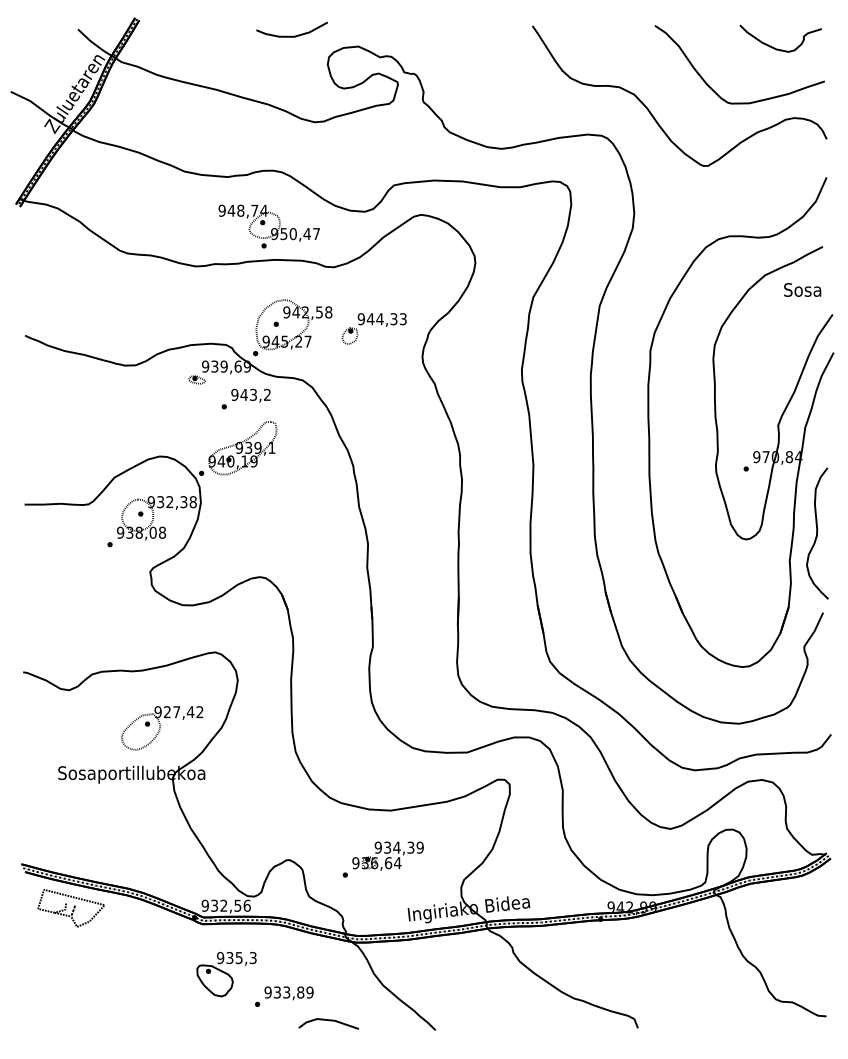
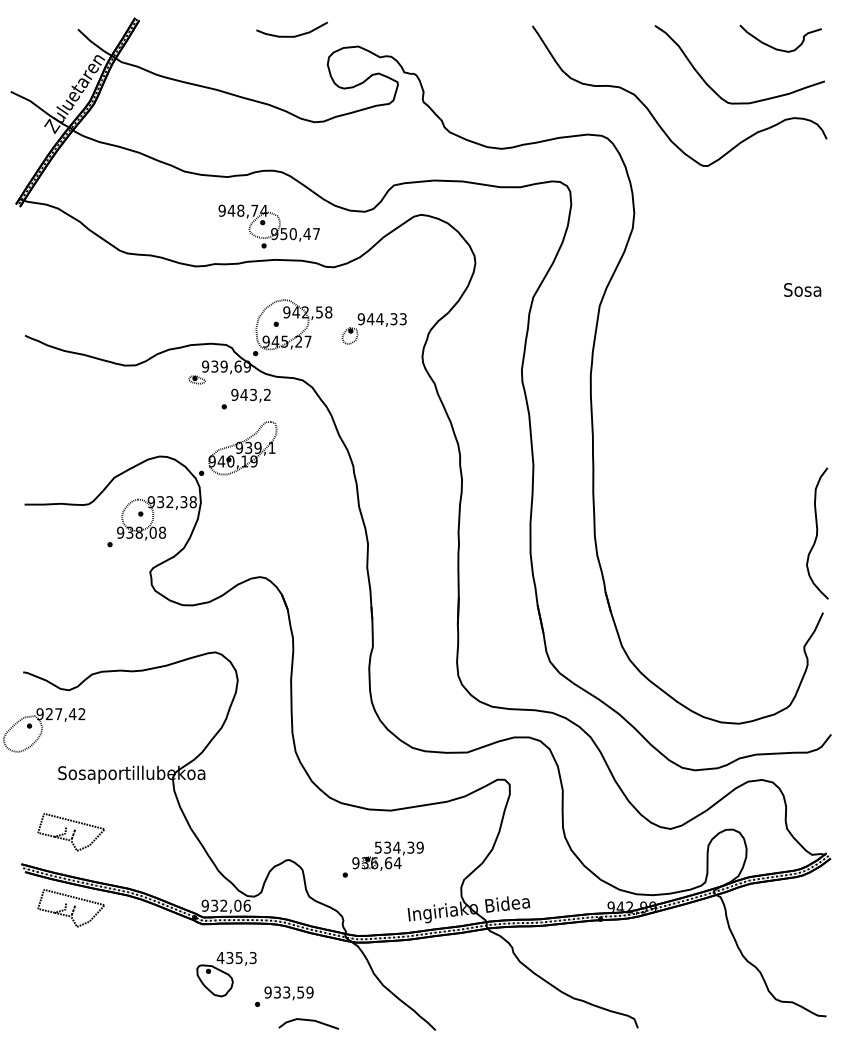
part: present -> none (717, 422)
part position: (162, 728) -> (44, 730) (44, 730)
part: none -> present (70, 832)
text: 934,39 -> 534,39 (377, 847)
text: 932,56 -> 932,06 (237, 905)
text: 935,3 -> 435,3 (220, 957)
text: 933,89 -> 933,59 (300, 992)
line position: (328, 1021) -> (308, 1021) (308, 1021)
